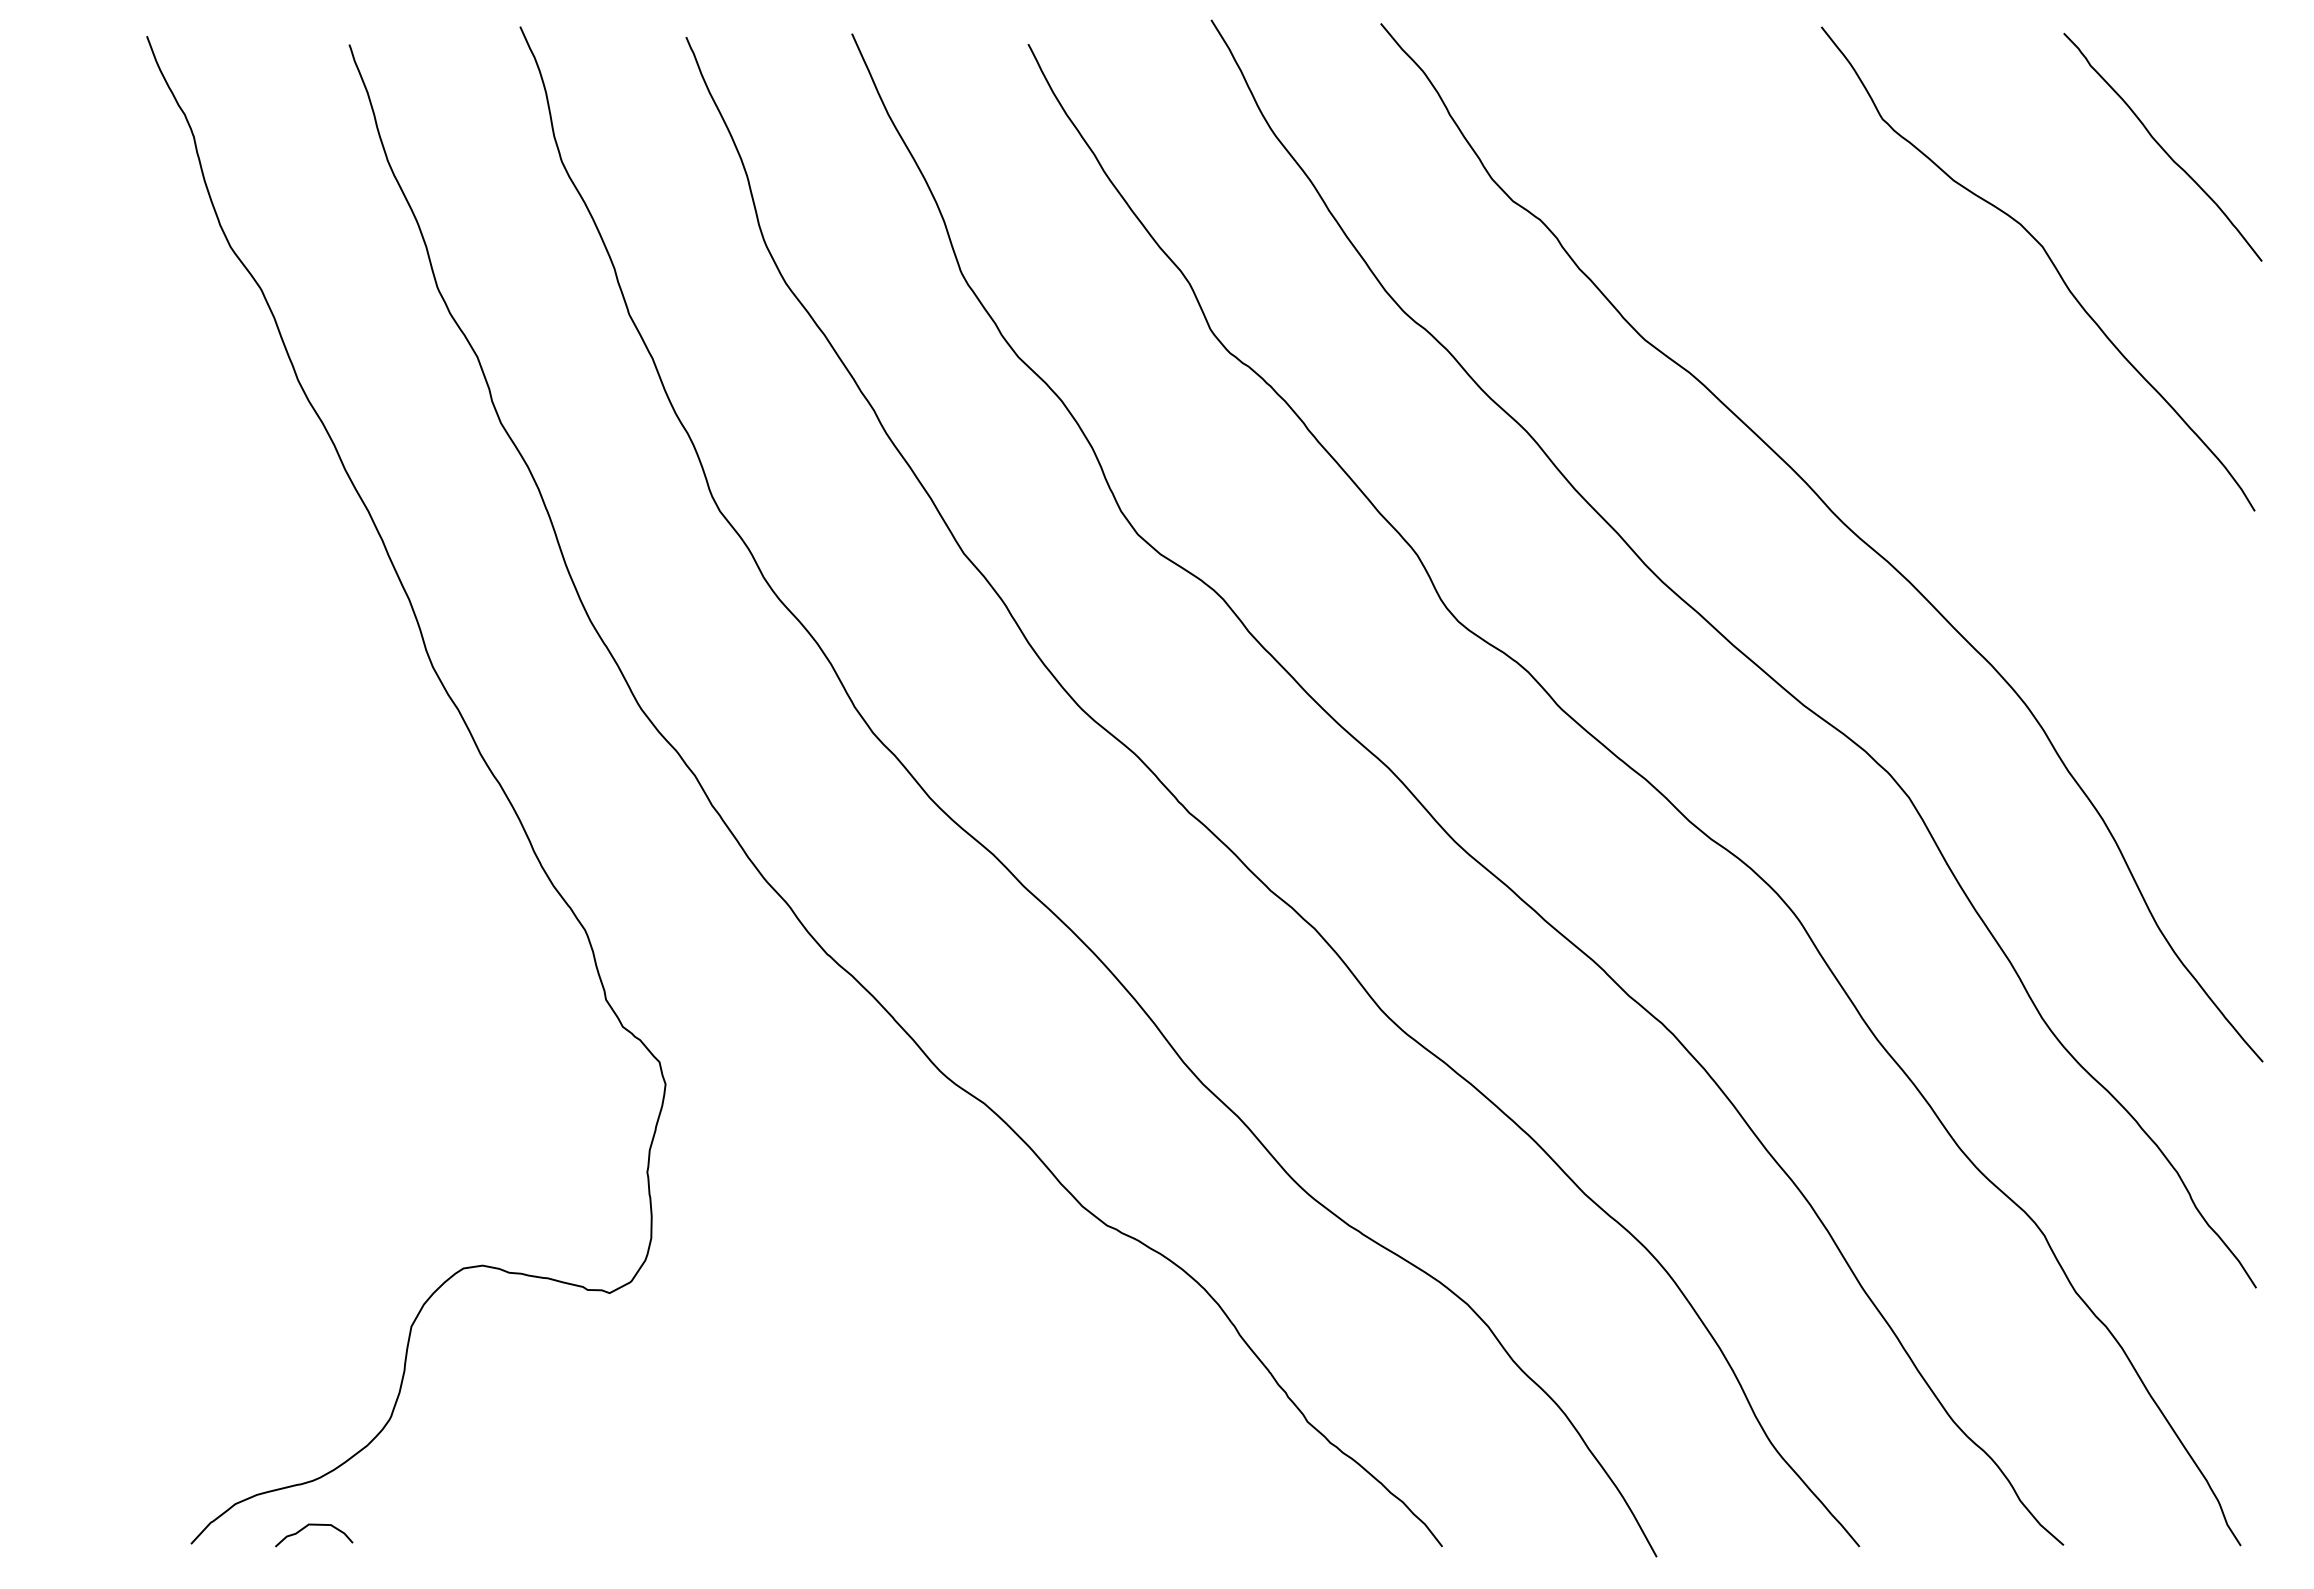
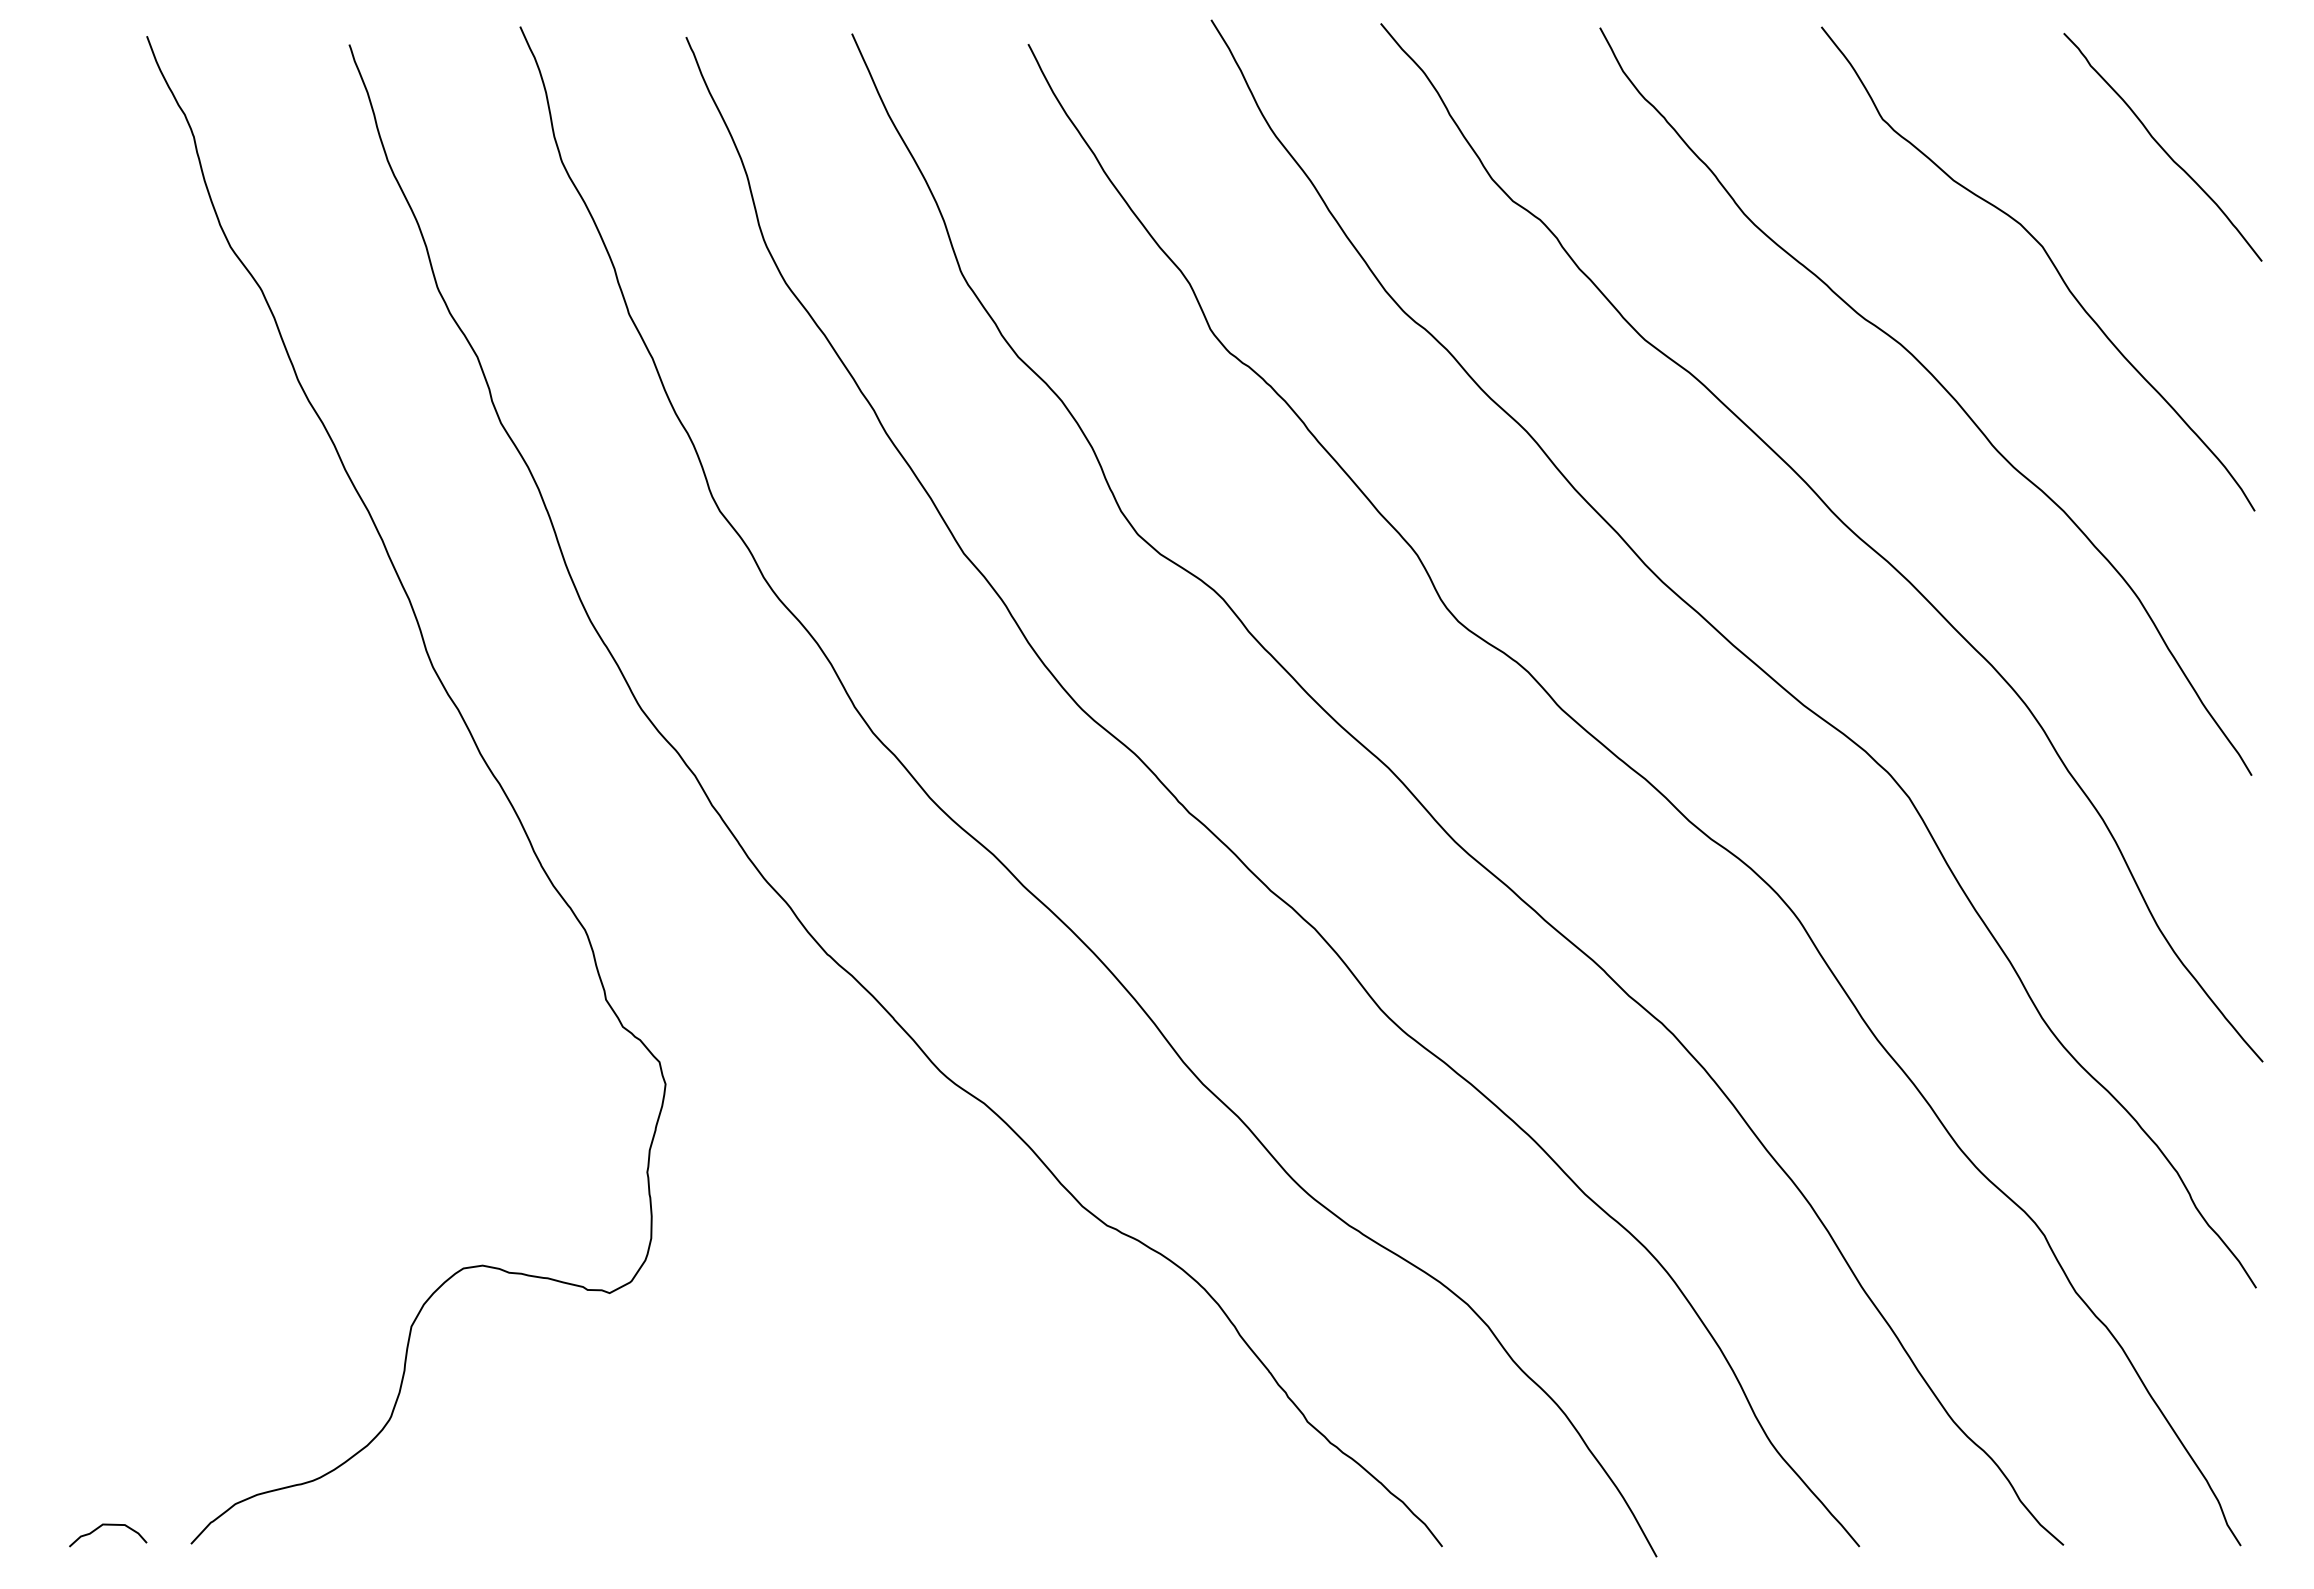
curve: none -> present (1940, 385)
curve position: (314, 1525) -> (108, 1525) (108, 1525)
